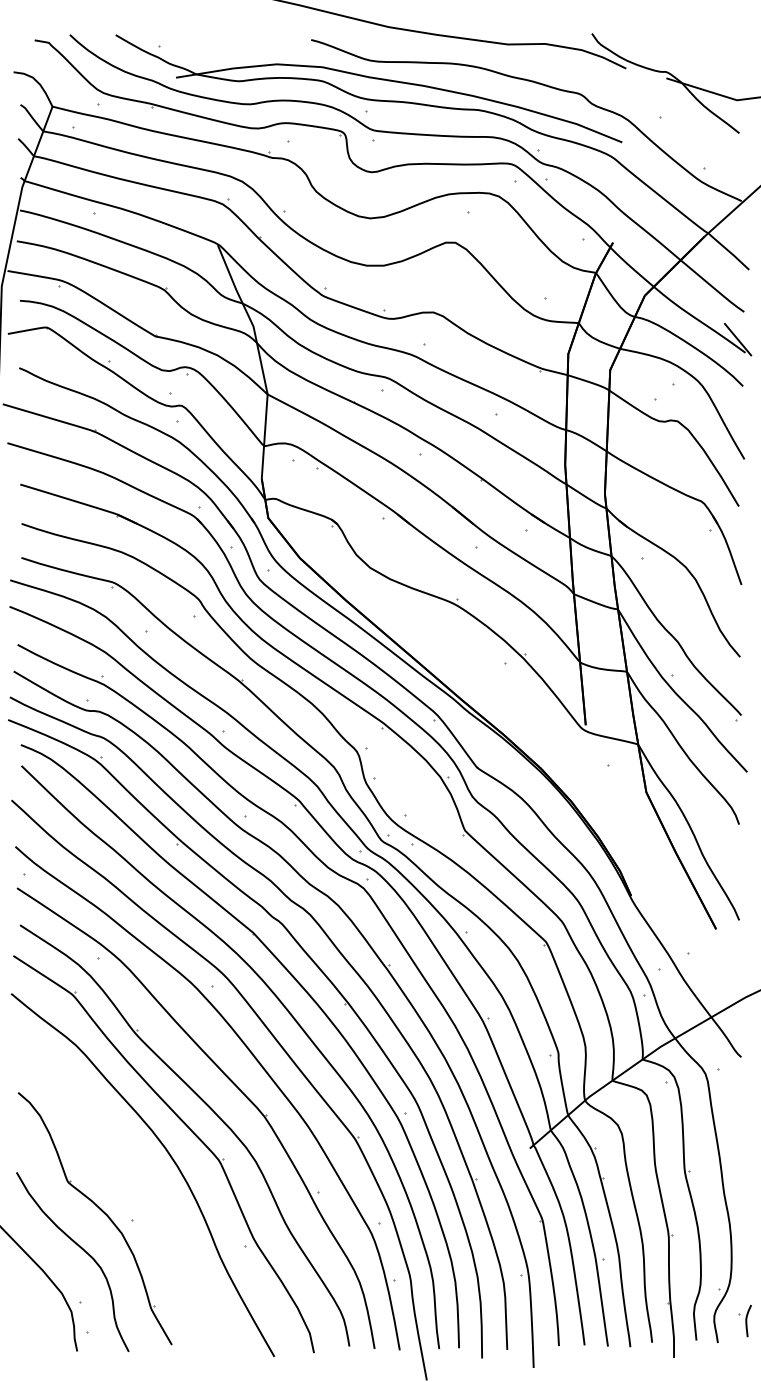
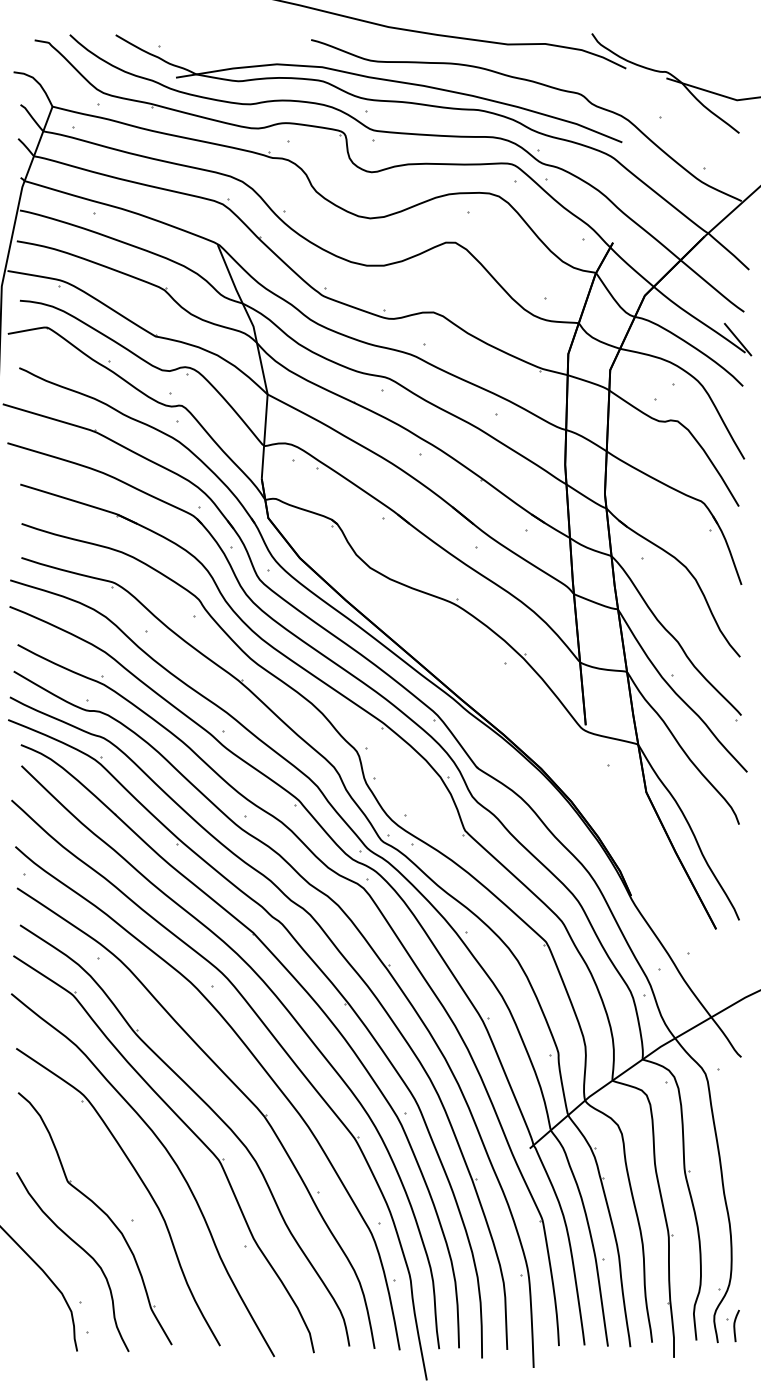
part: none -> present (143, 1185)
part position: (744, 1320) -> (732, 1325) (732, 1325)
